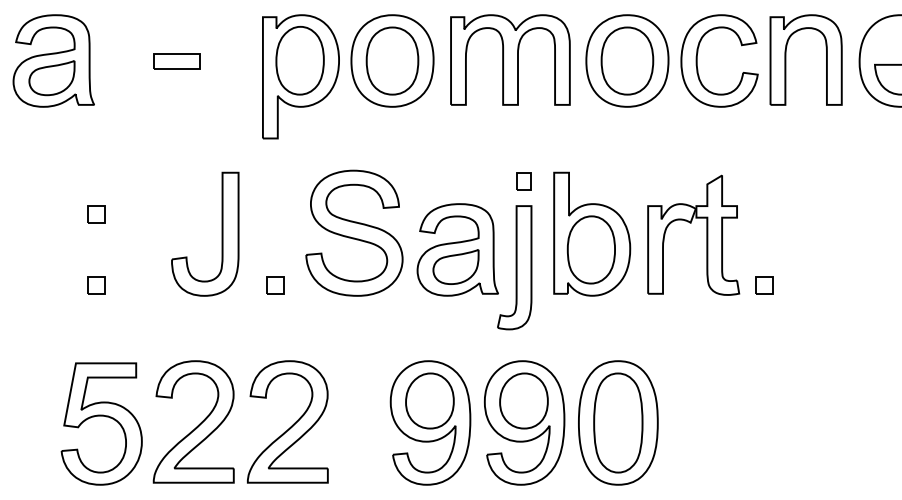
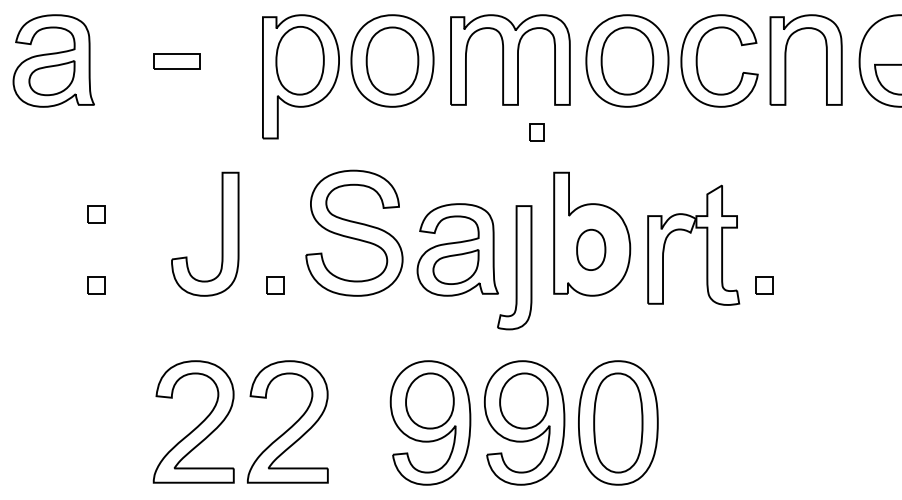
part position: (523, 181) -> (536, 132) (536, 132)
part position: (691, 223) -> (691, 233) (691, 233)
part size: 50x70 px -> 31x43 px (591, 249)
part: present -> none (101, 416)
